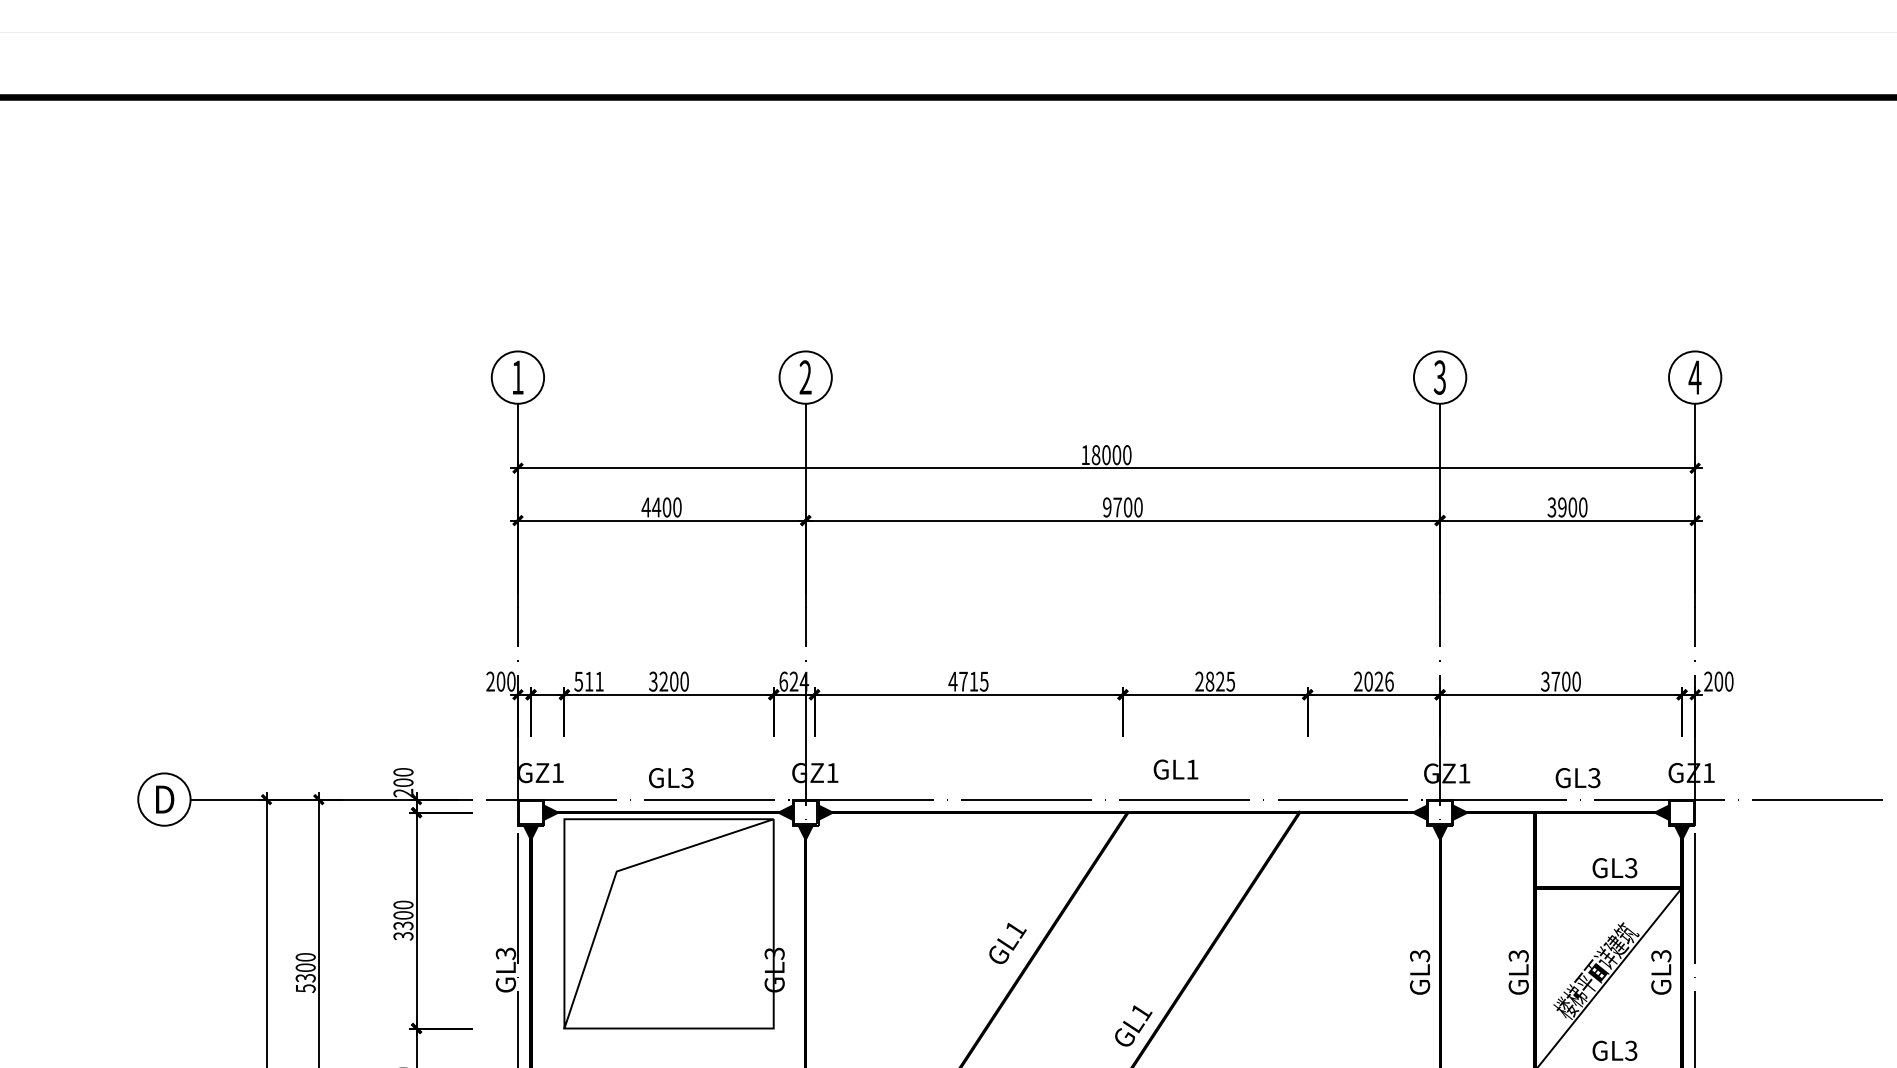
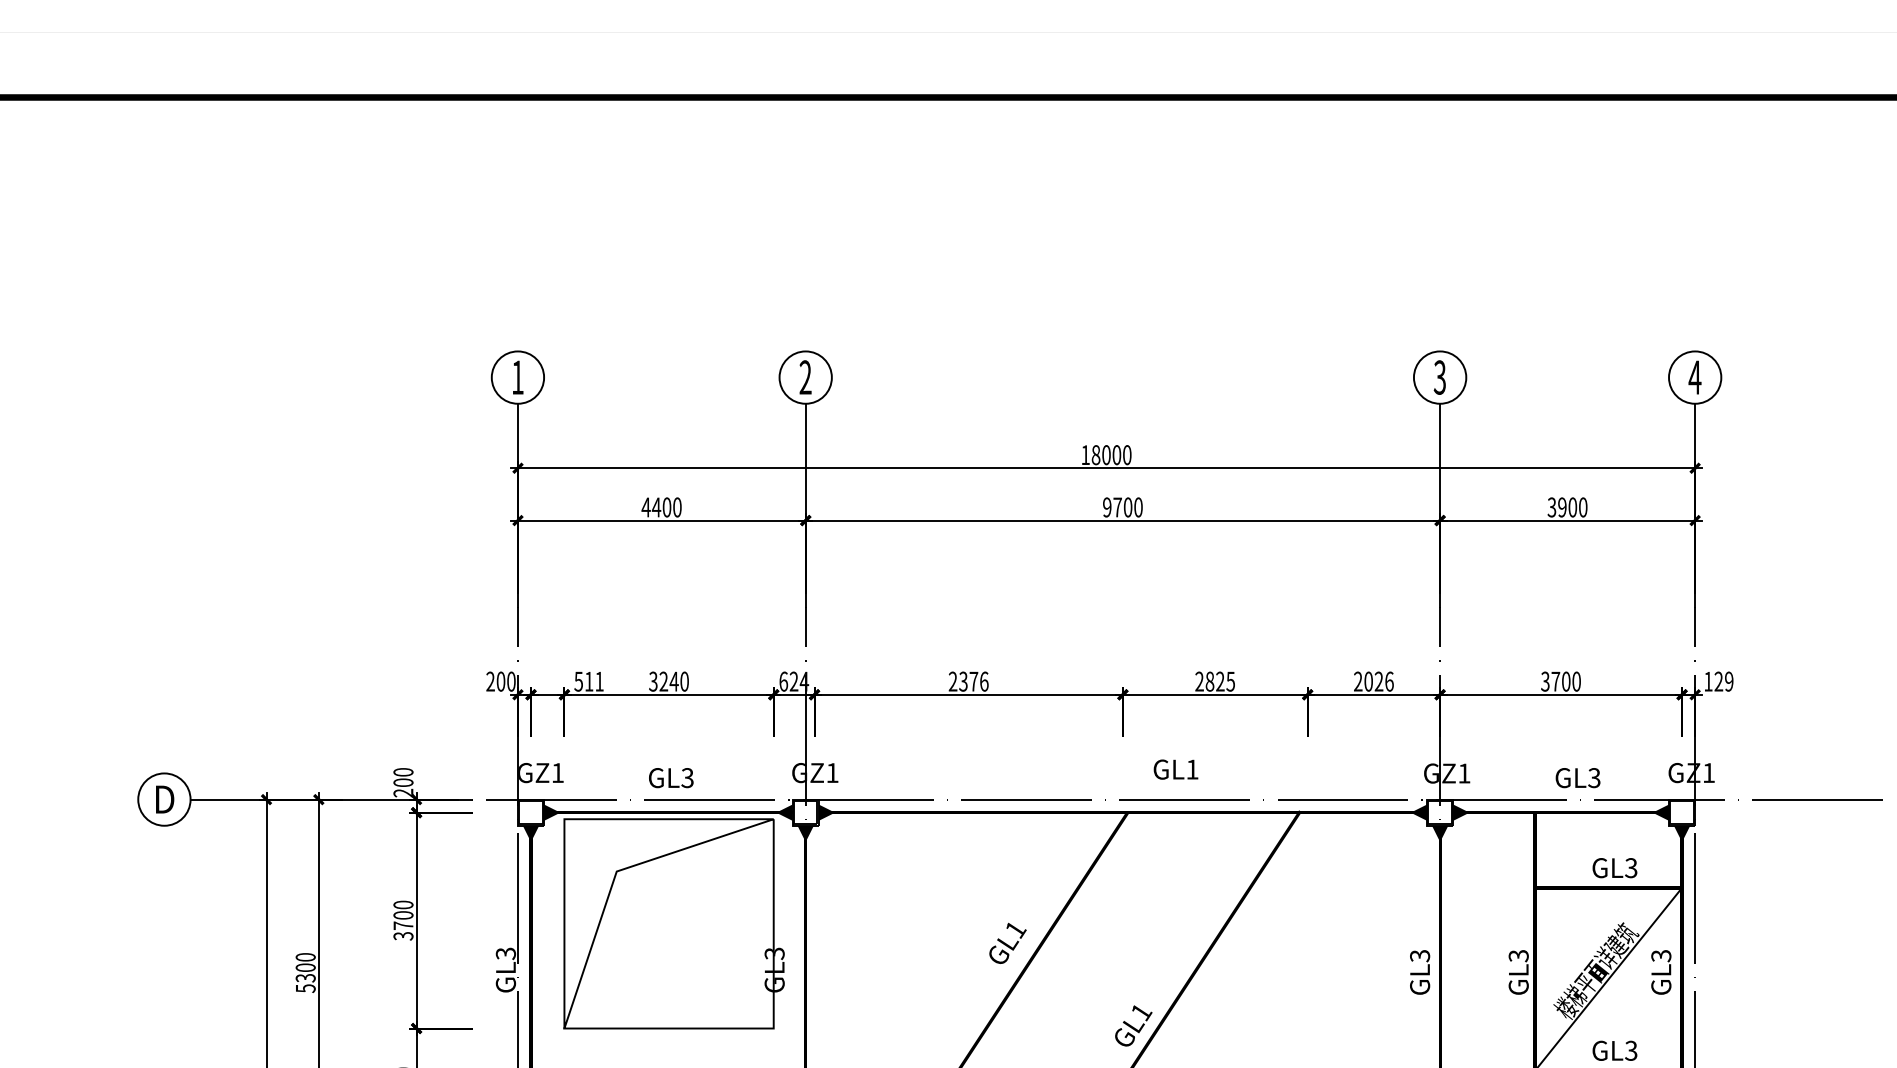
text: 3200 -> 3240 (673, 681)
text: 4715 -> 2376 (968, 681)
text: 200 -> 129 (1718, 681)
text: 3300 -> 3700 (403, 925)
